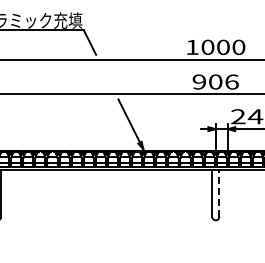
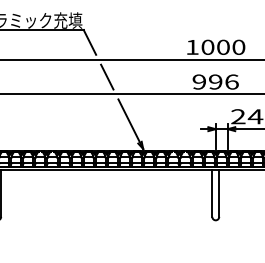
line: none -> present (107, 76)
text: 906 -> 996 (215, 81)
line: dashed -> solid (219, 193)
